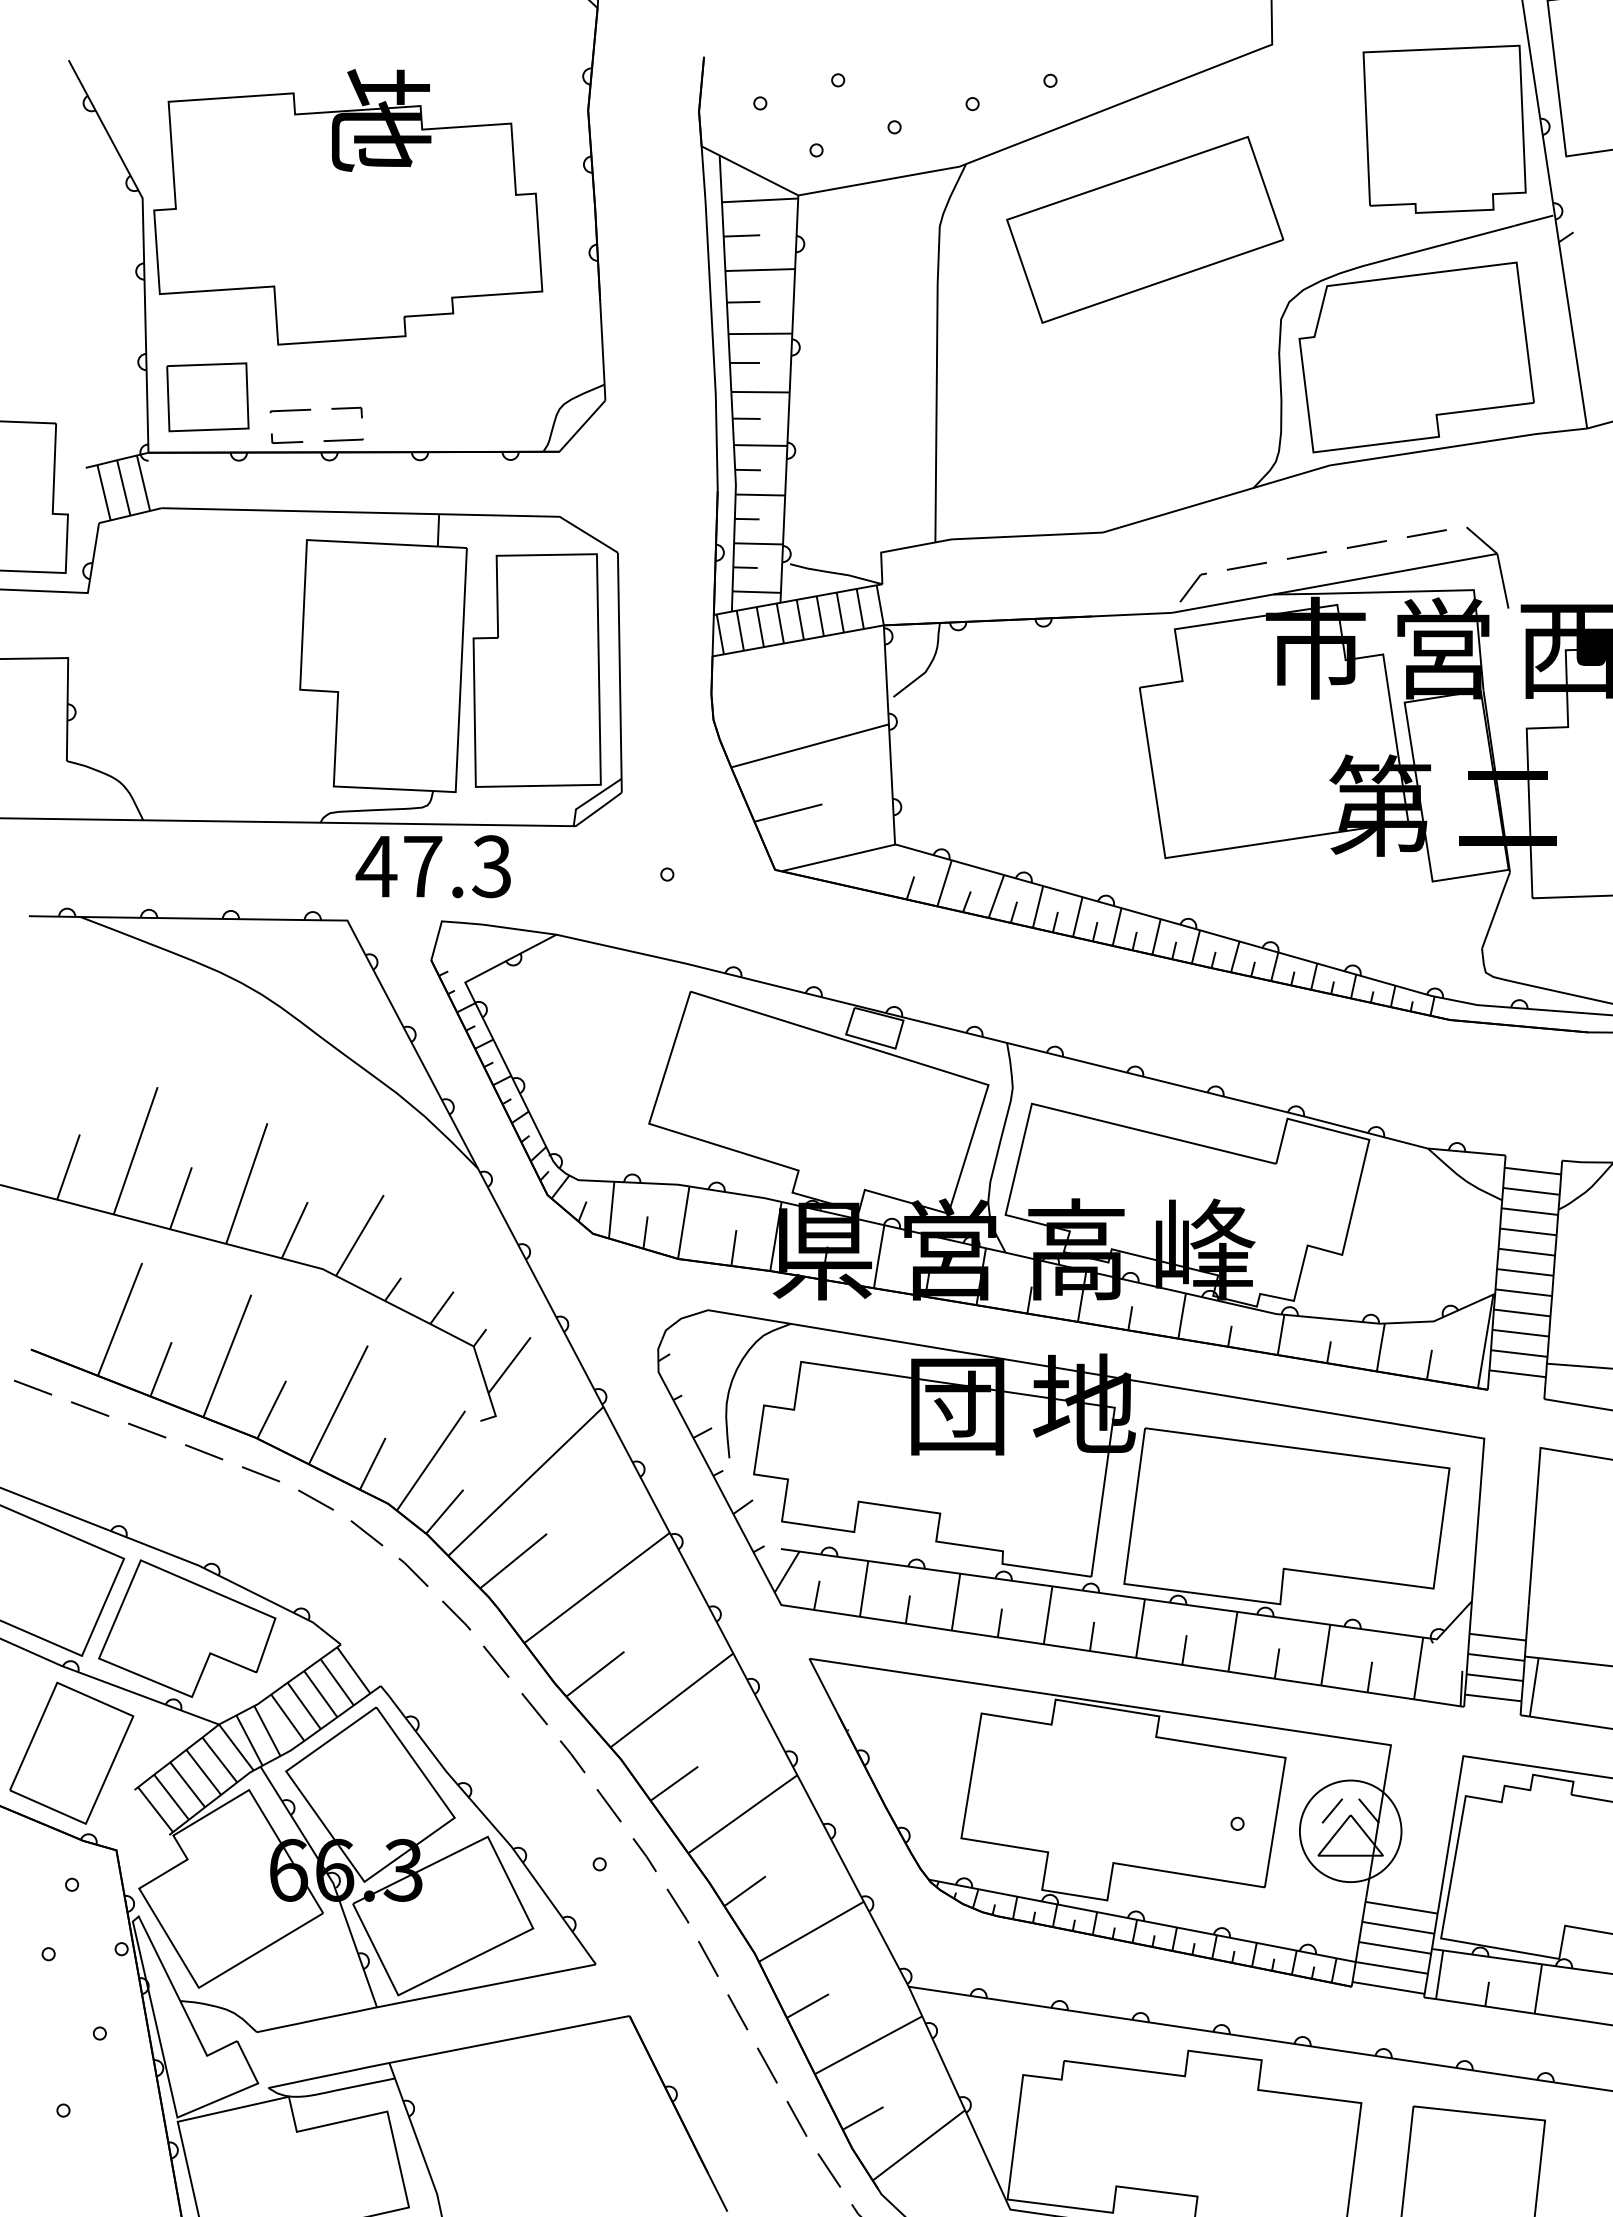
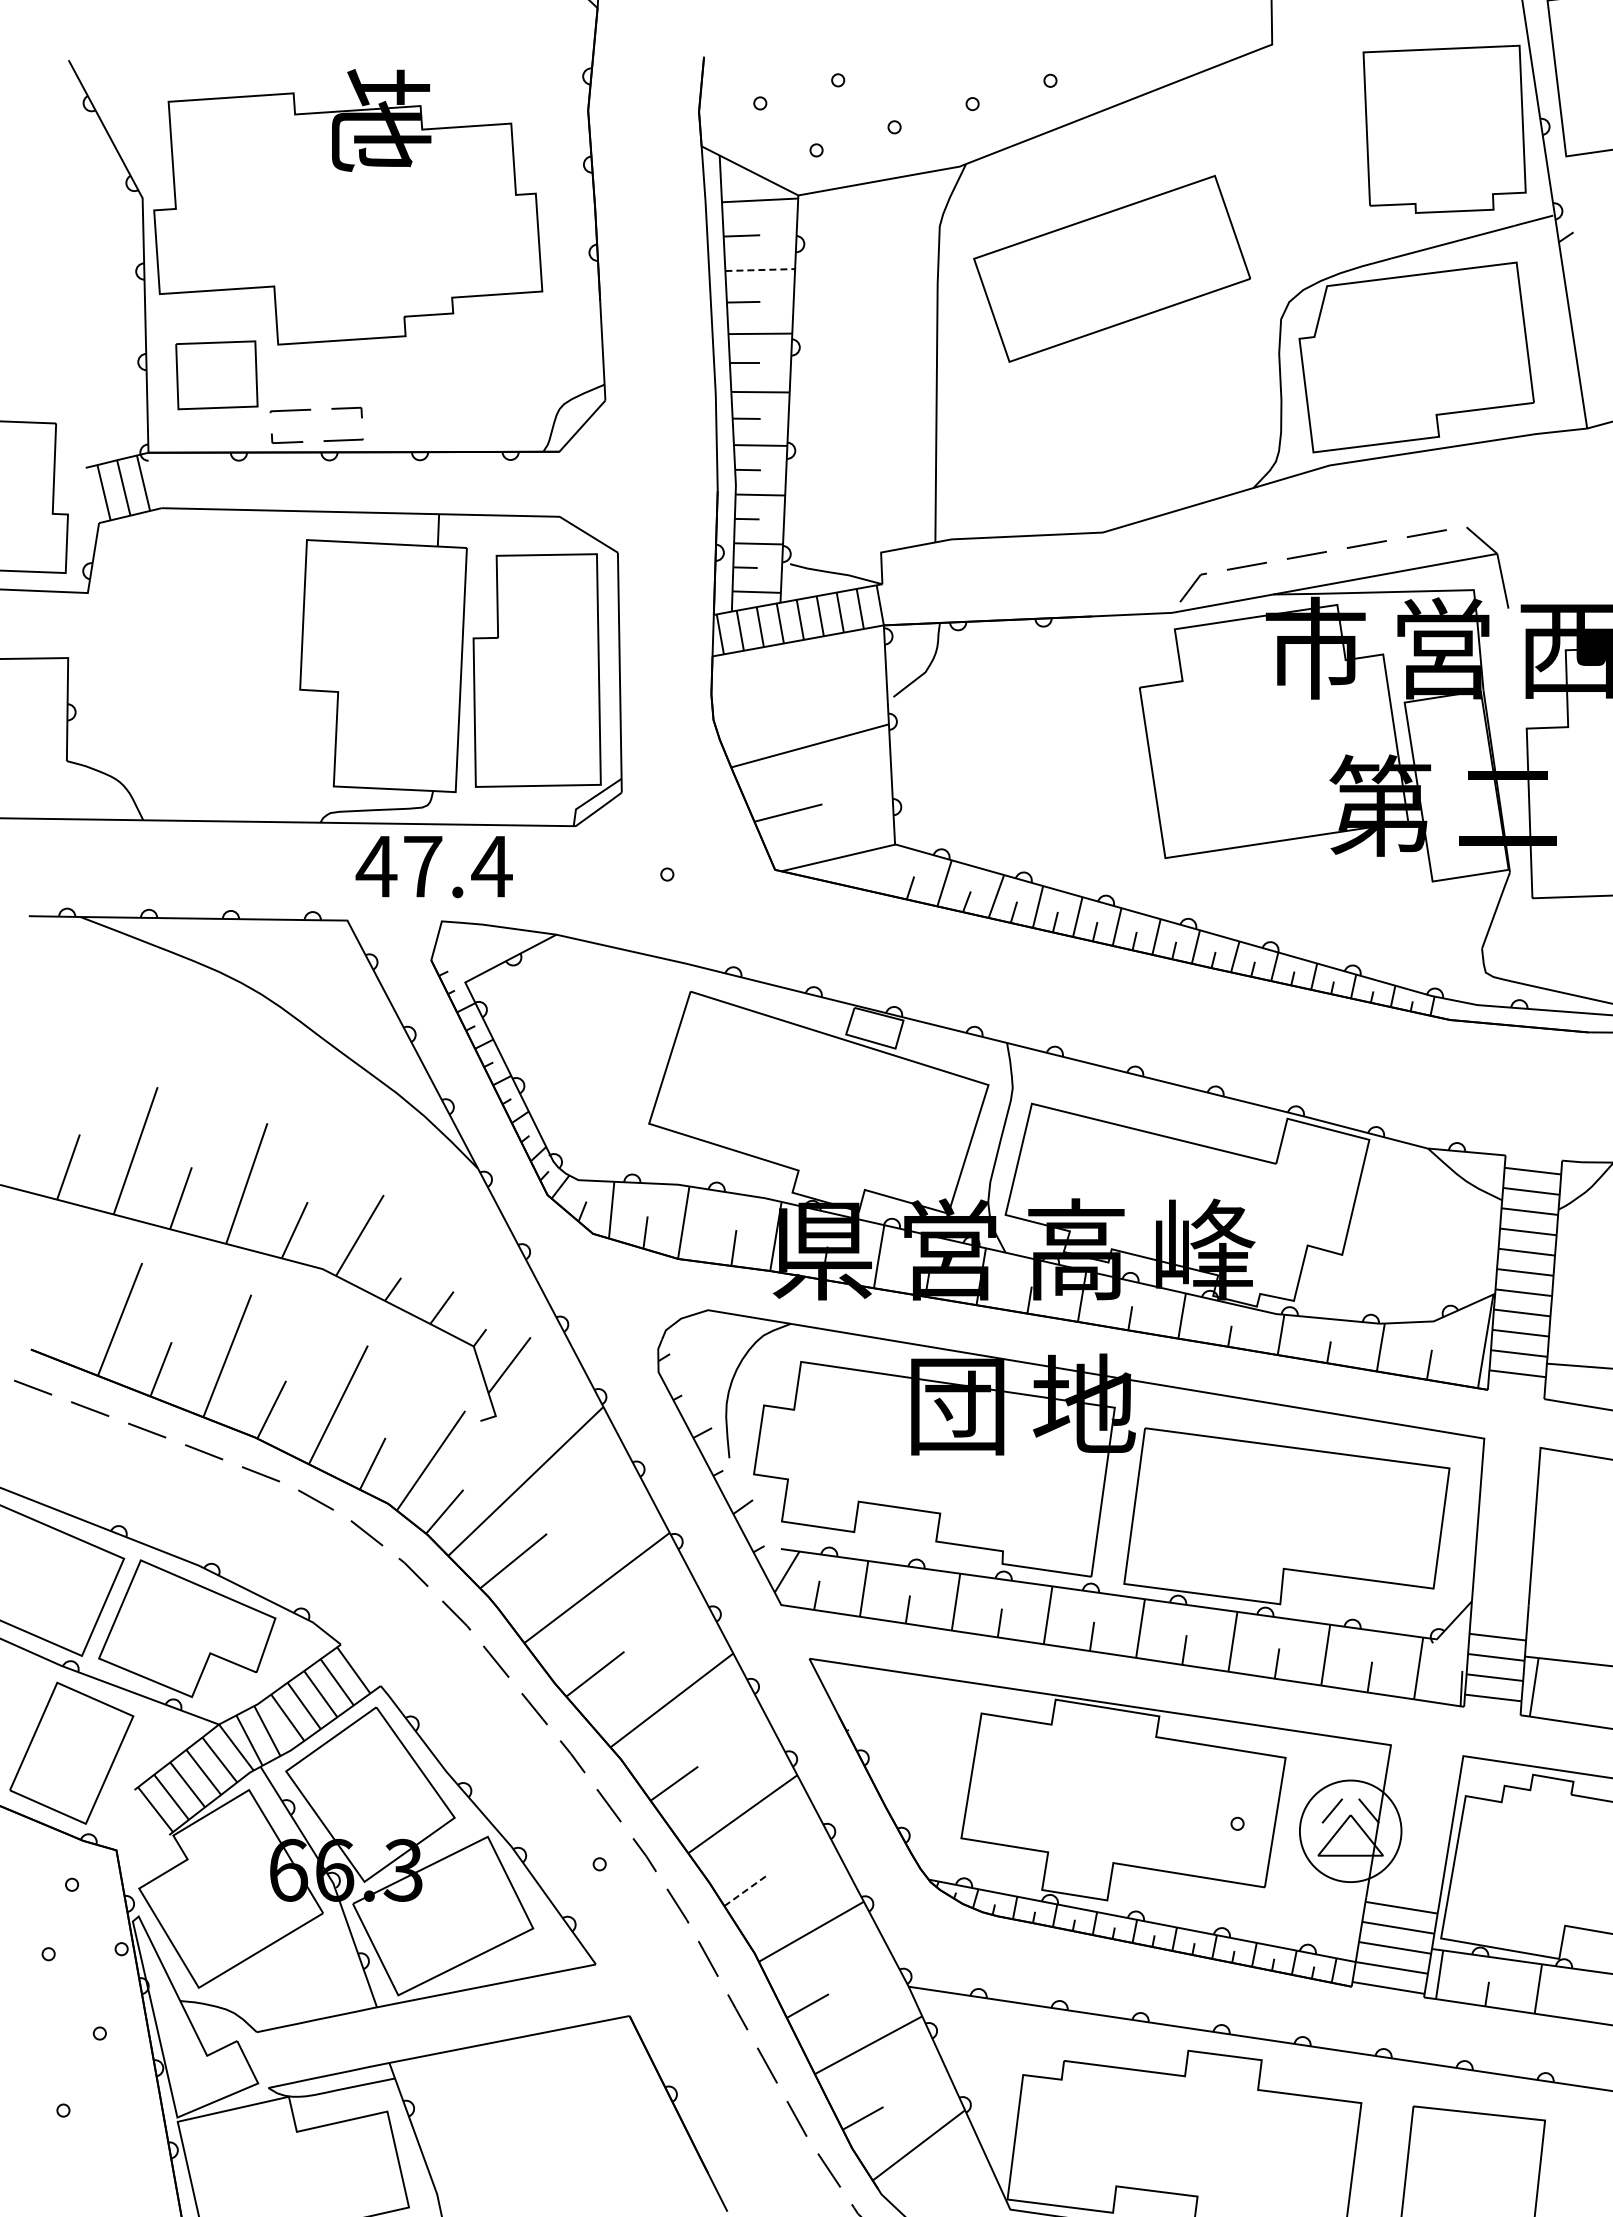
part position: (1145, 229) -> (1112, 268) (1112, 268)
line: solid -> dashed (760, 270)
part position: (207, 397) -> (216, 375) (216, 375)
text: 47.3 -> 47.4 (491, 866)
line: solid -> dashed (745, 1891)
